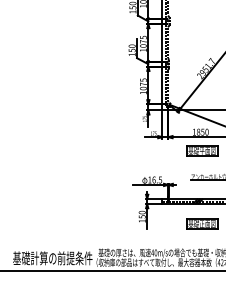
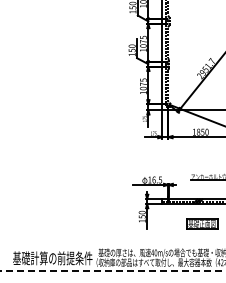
part: present -> none (202, 150)
line: solid -> dashed (113, 271)
